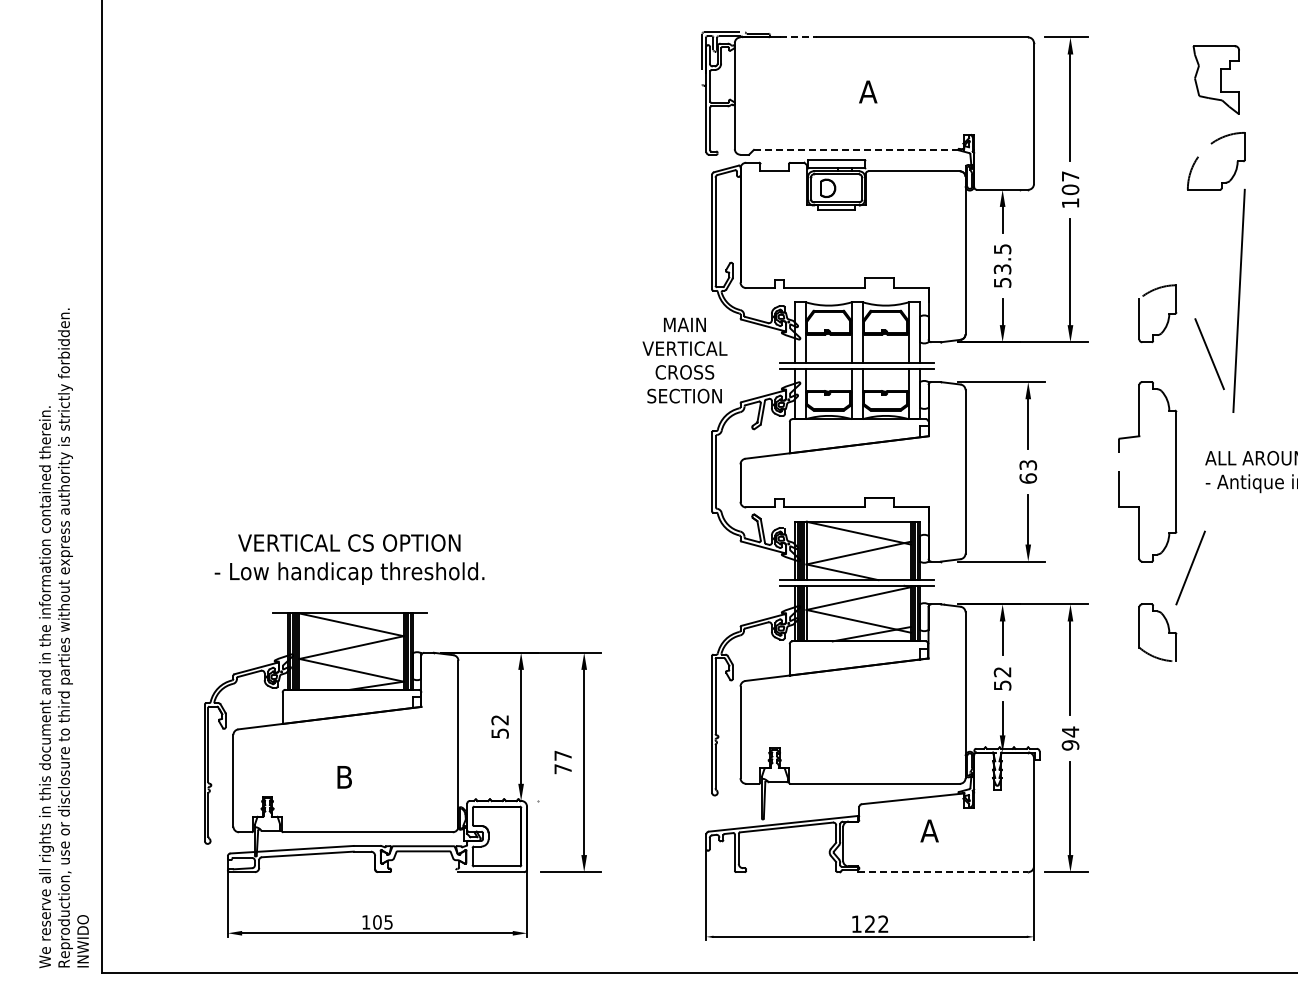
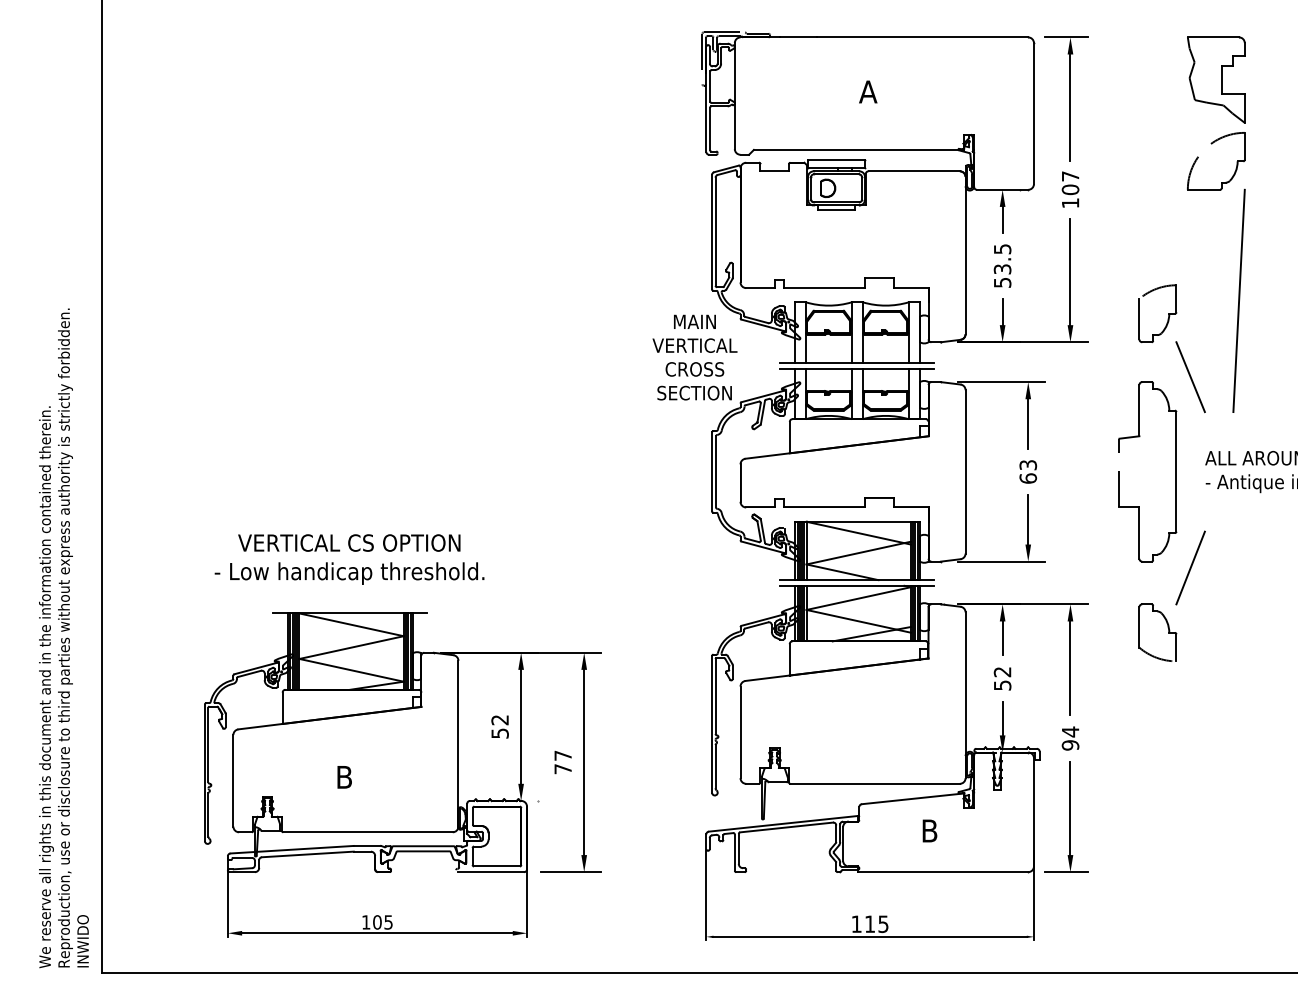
line: dashed -> solid (798, 37)
part size: 48x70 px -> 59x88 px (1216, 79)
line: dashed -> solid (859, 149)
line position: (1209, 354) -> (1190, 377) (1190, 377)
text position: (684, 360) -> (694, 357) (694, 357)
text: A -> B (929, 830)
line: dashed -> solid (943, 872)
text: 122 -> 115 (876, 924)
